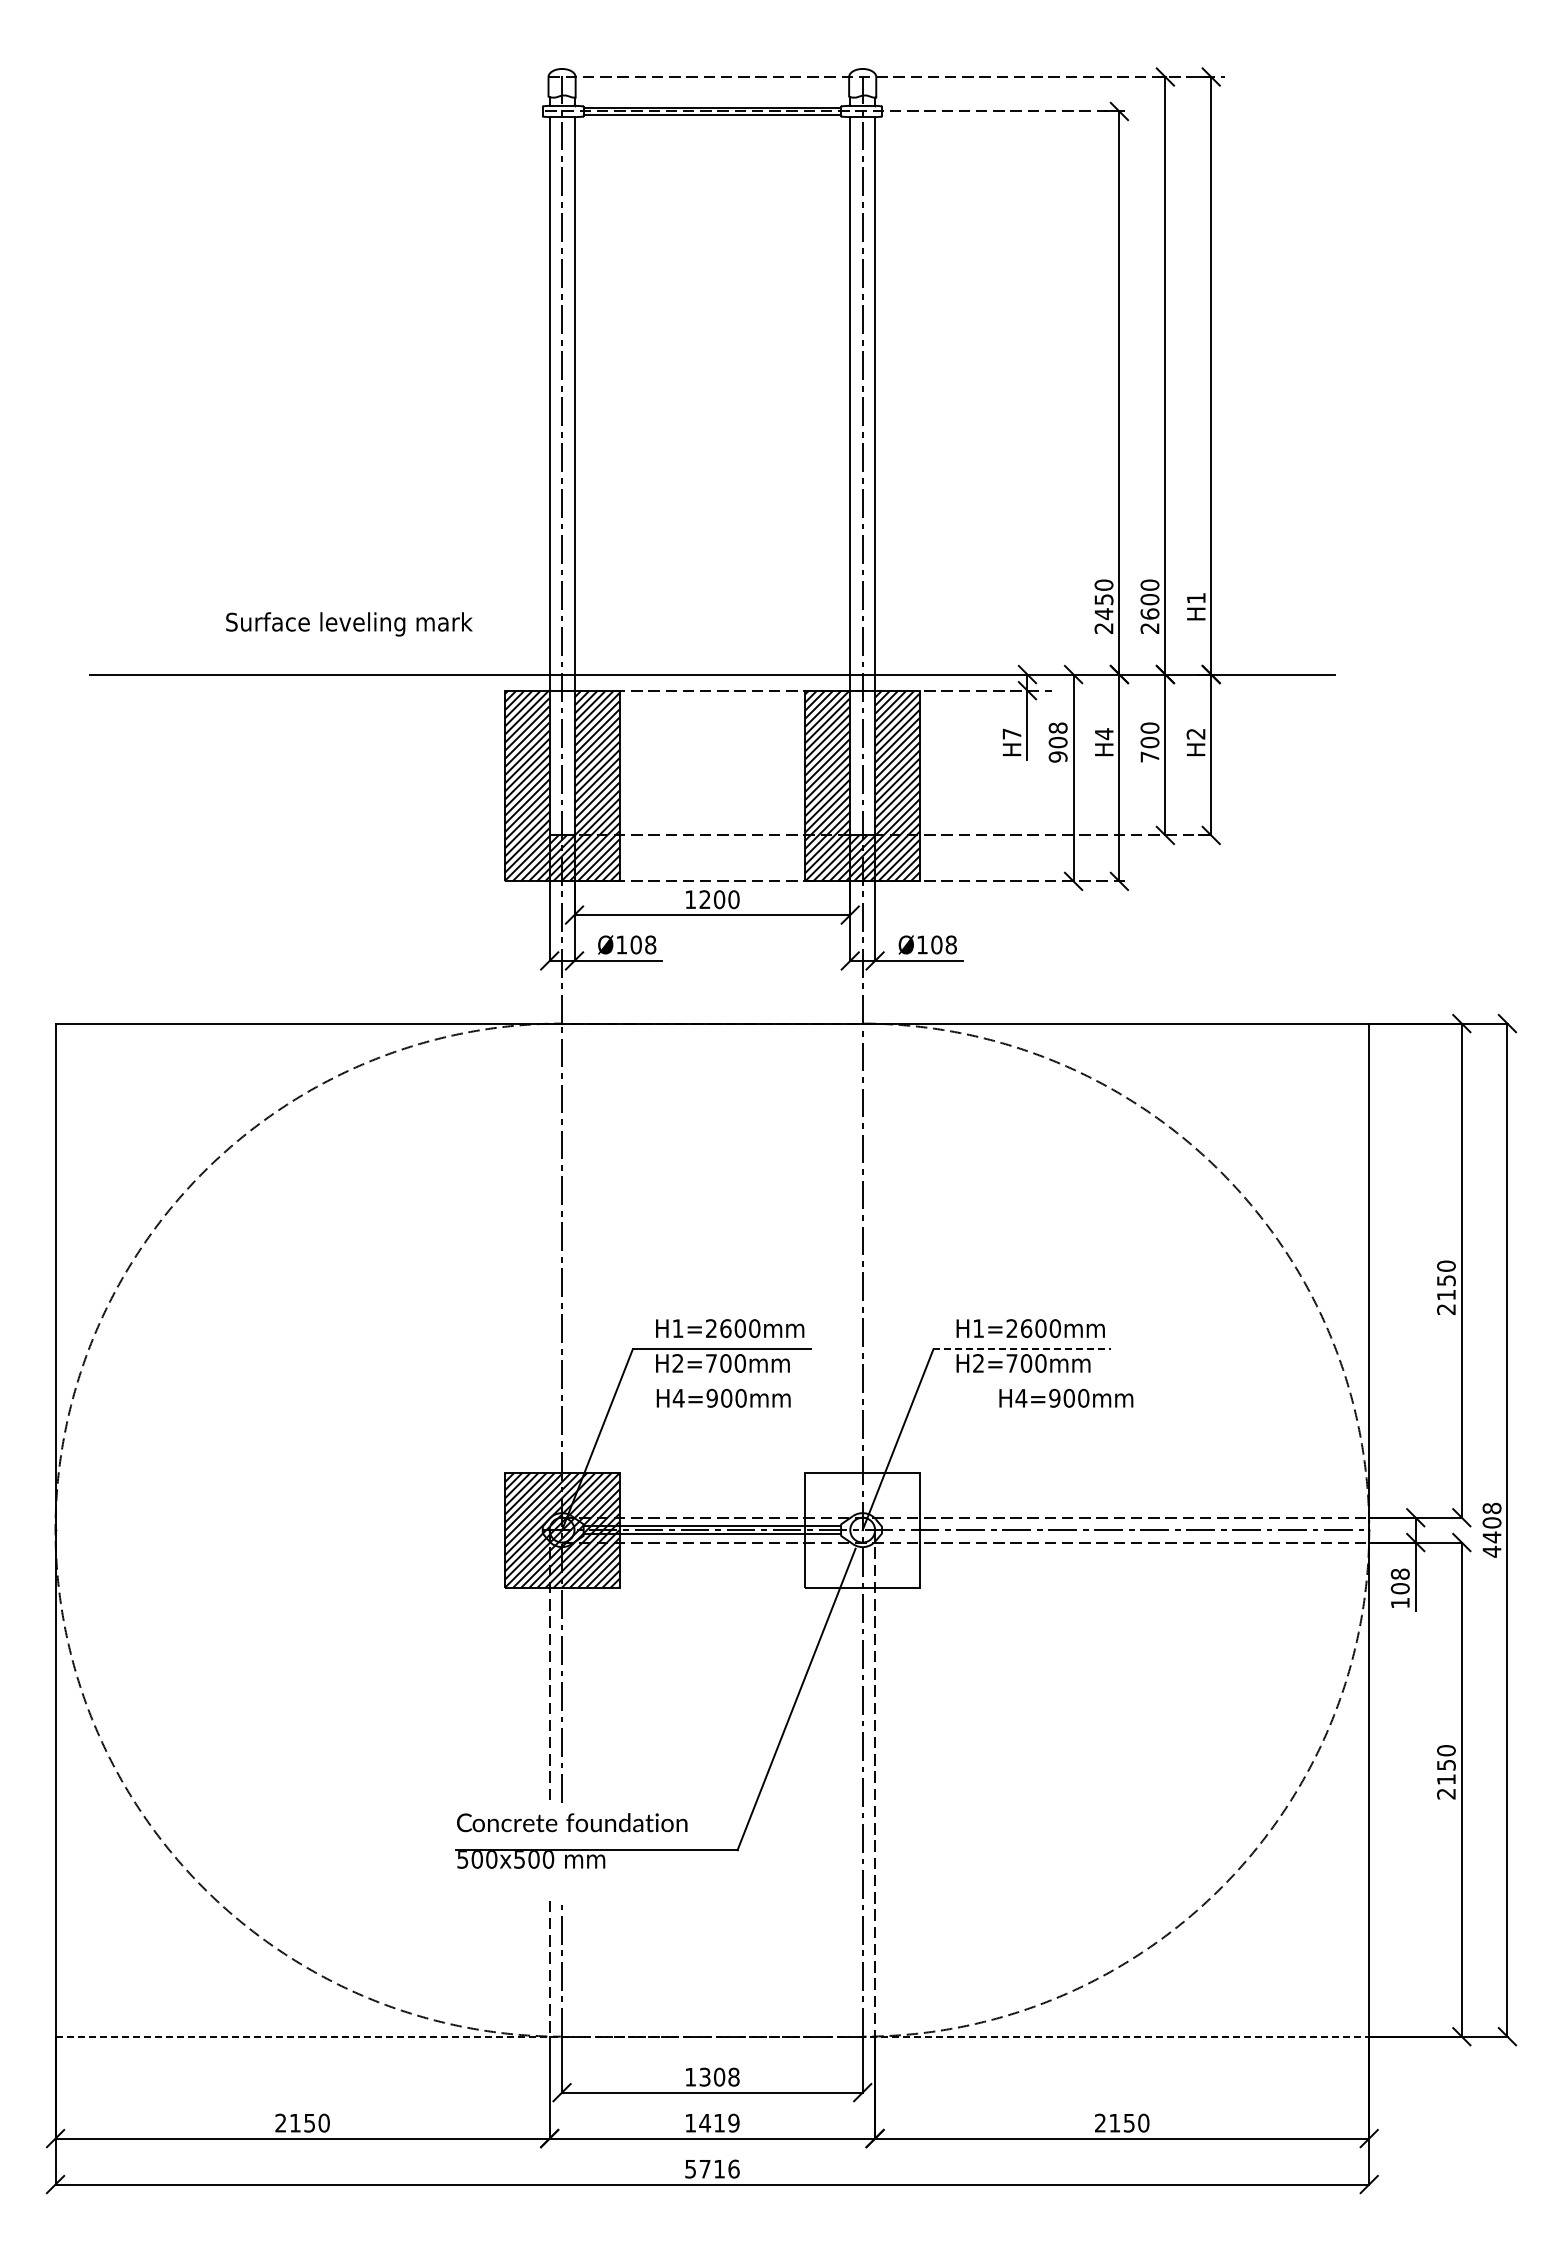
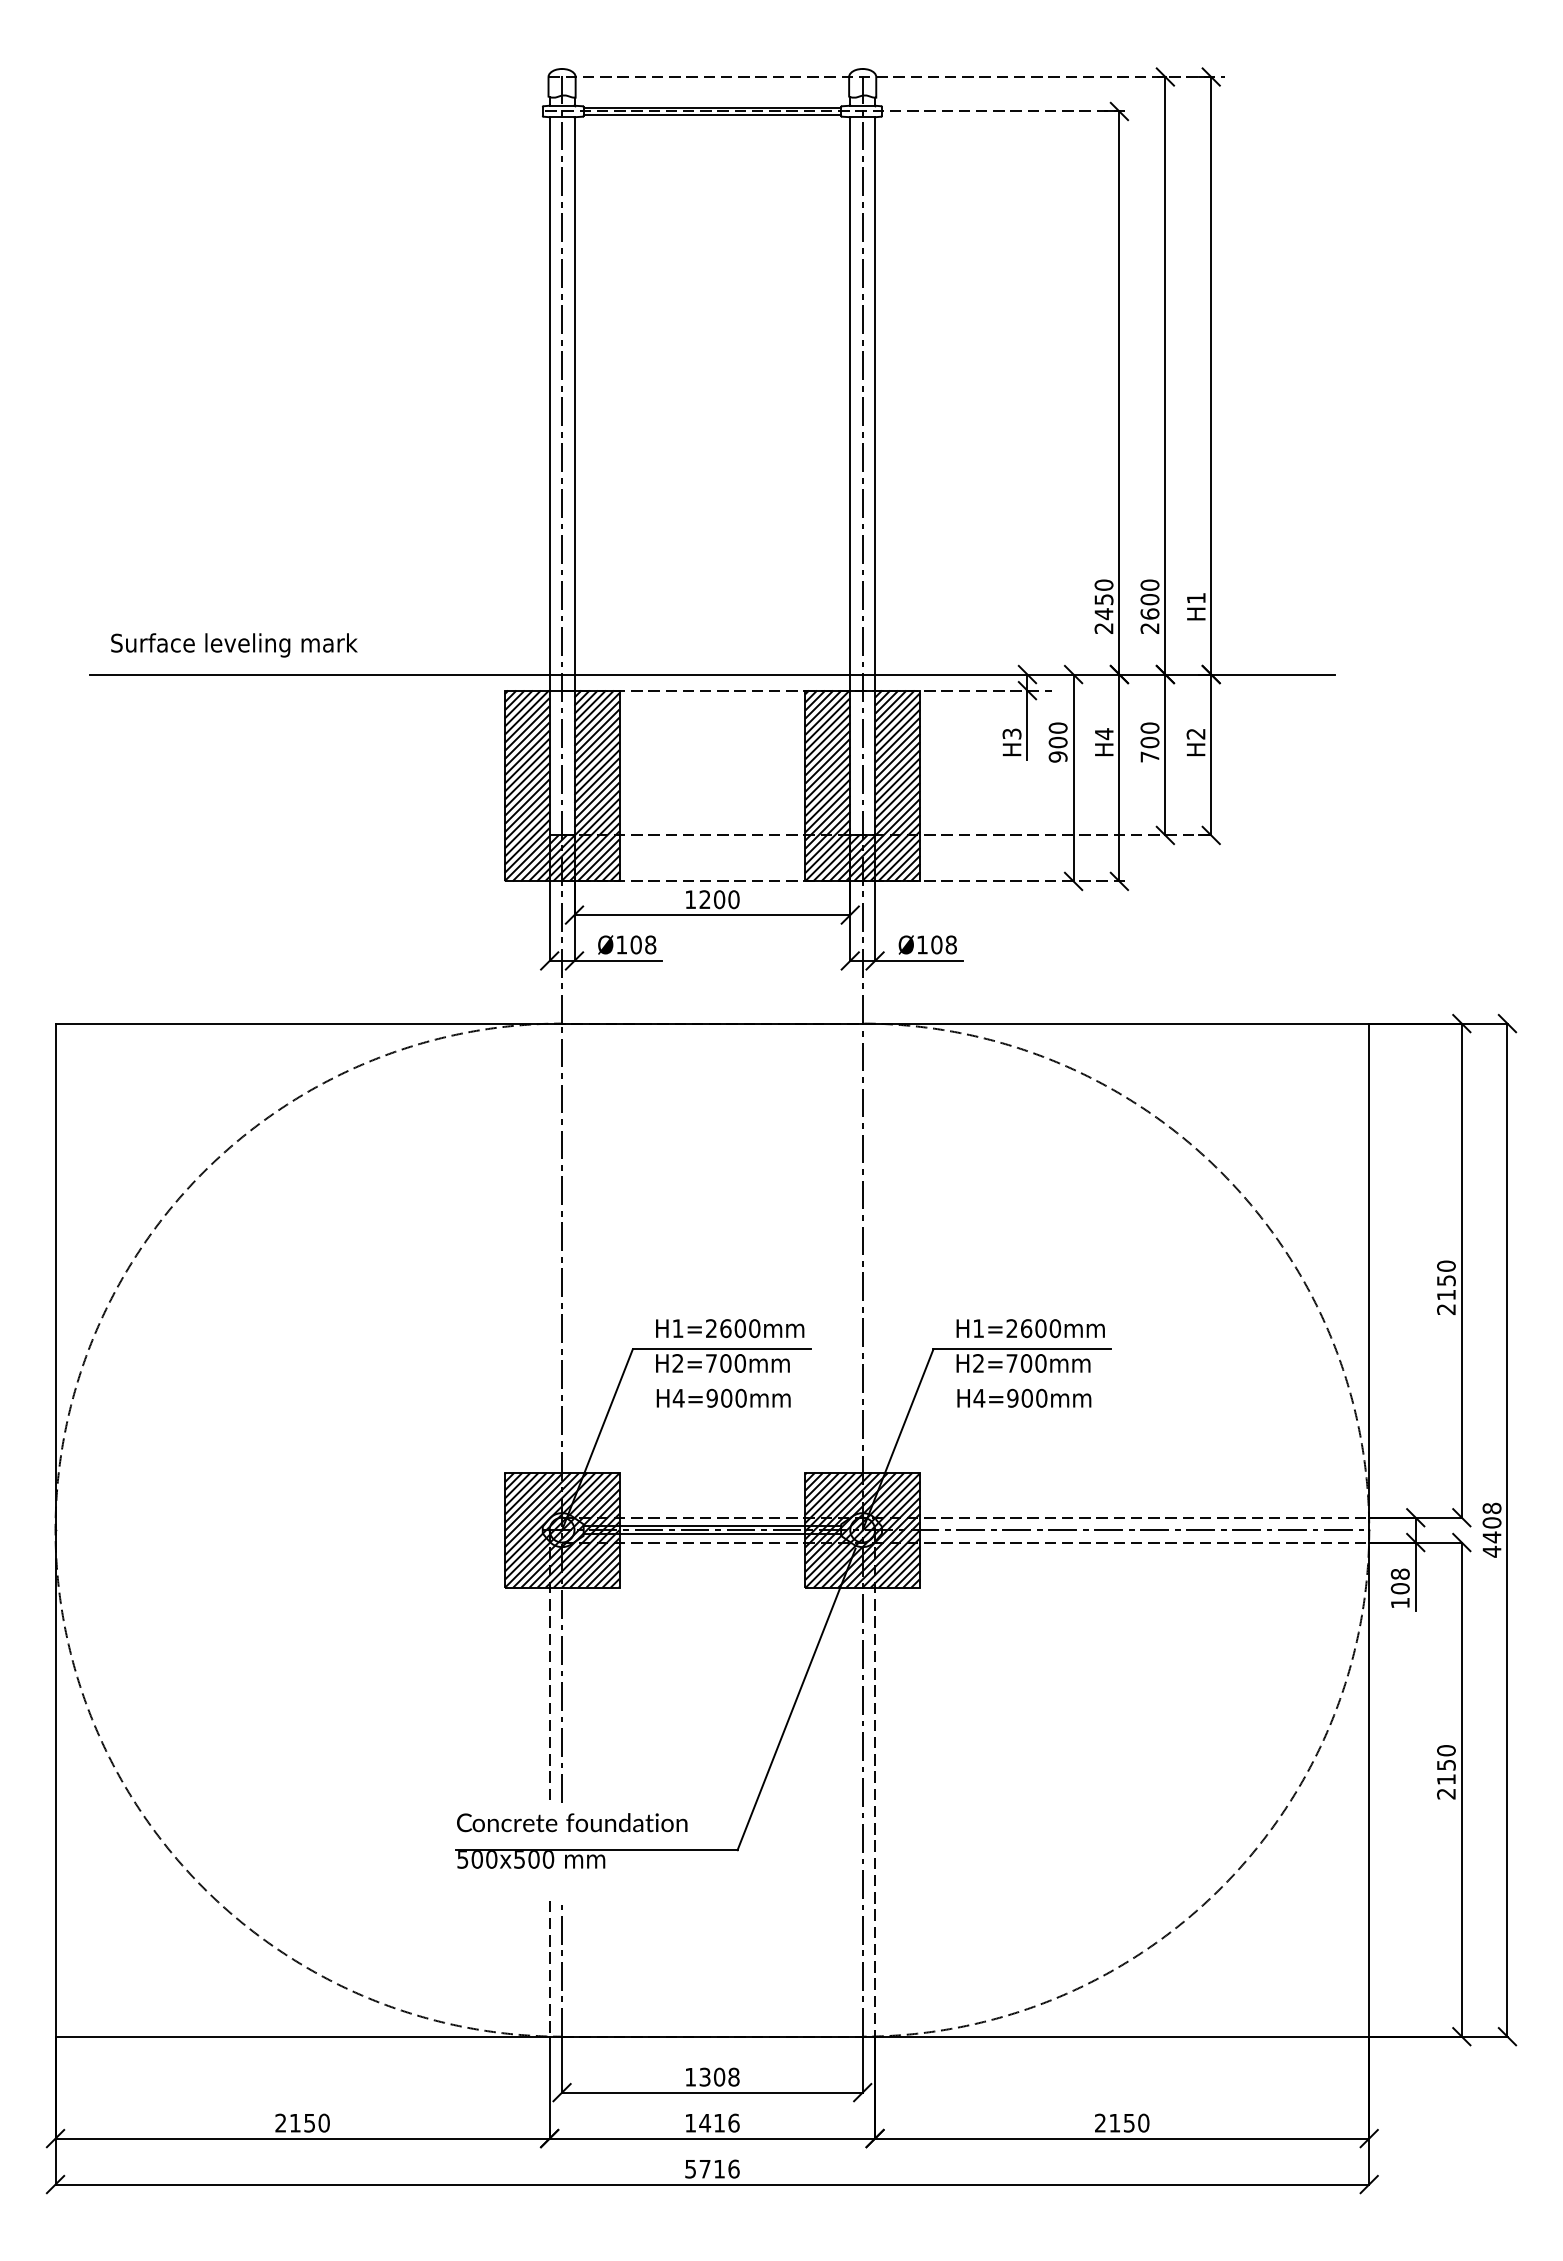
text position: (349, 624) -> (234, 645) (234, 645)
text: 908 -> 900 (1058, 727)
text: H7 -> H3 (1011, 733)
line: dashed -> solid (1022, 1349)
text position: (1066, 1397) -> (1024, 1397) (1024, 1397)
hatch: none -> present (862, 1529)
line: dashed -> solid (712, 2036)
text: 1419 -> 1416 (733, 2122)
